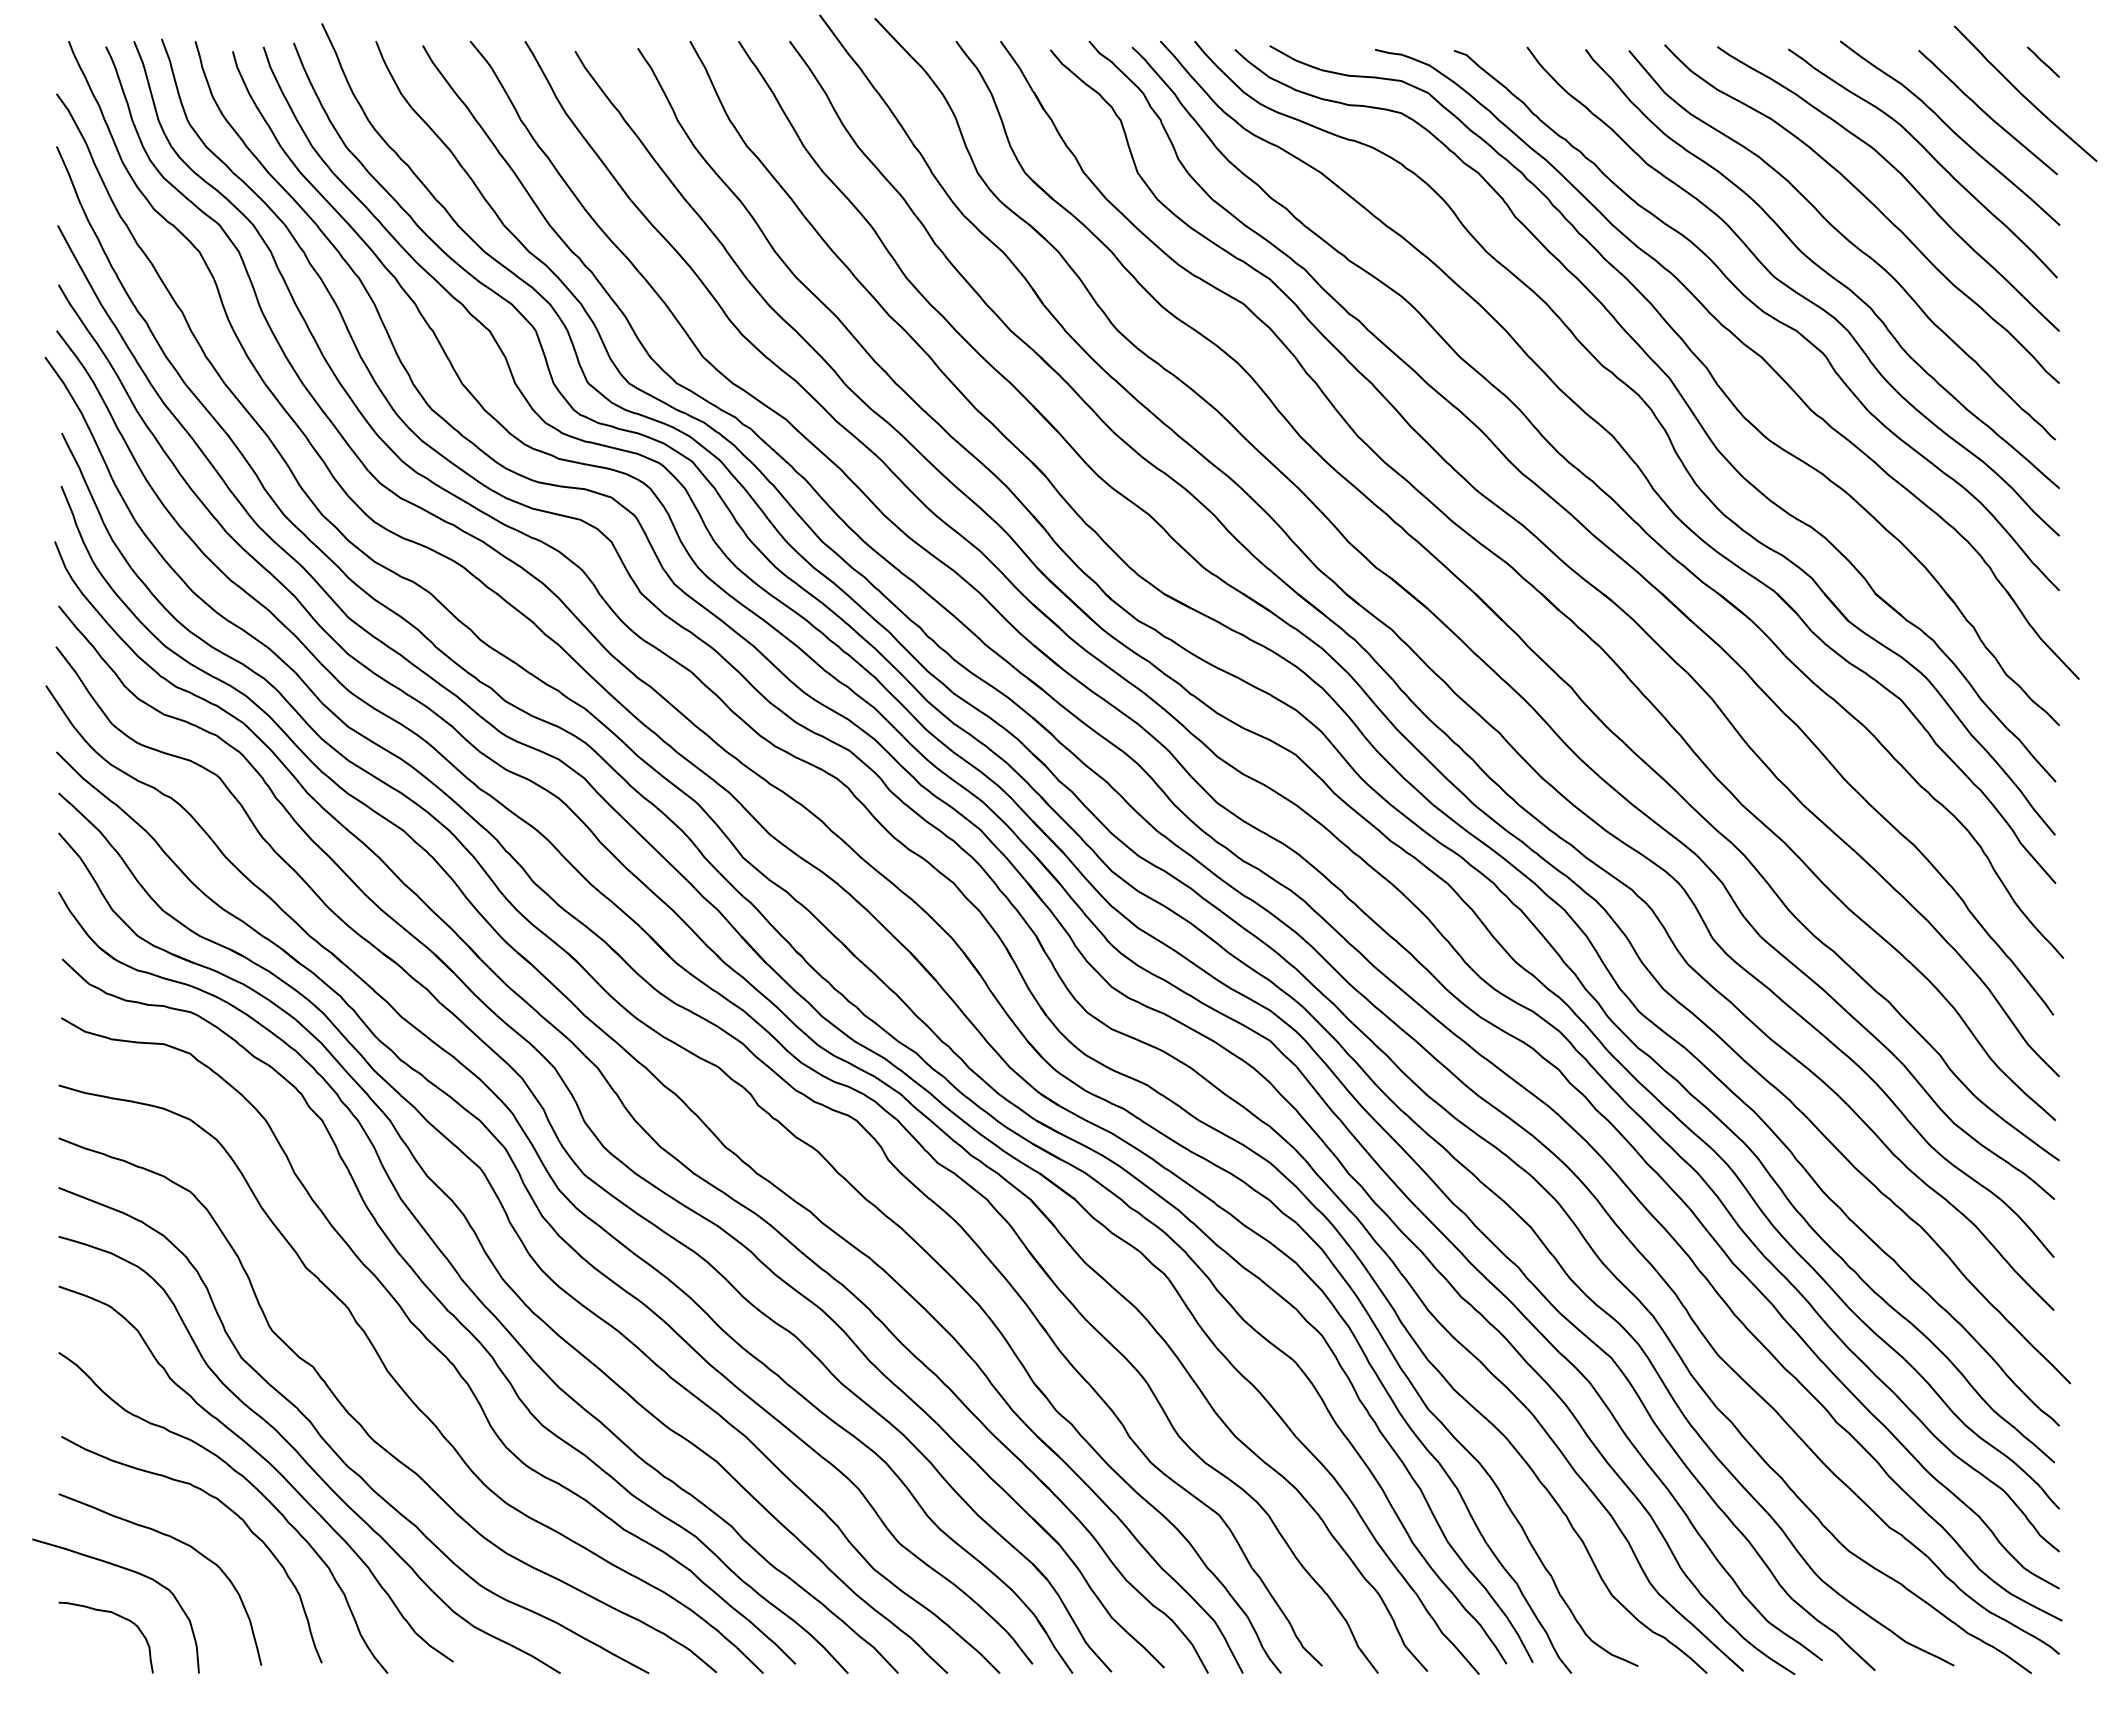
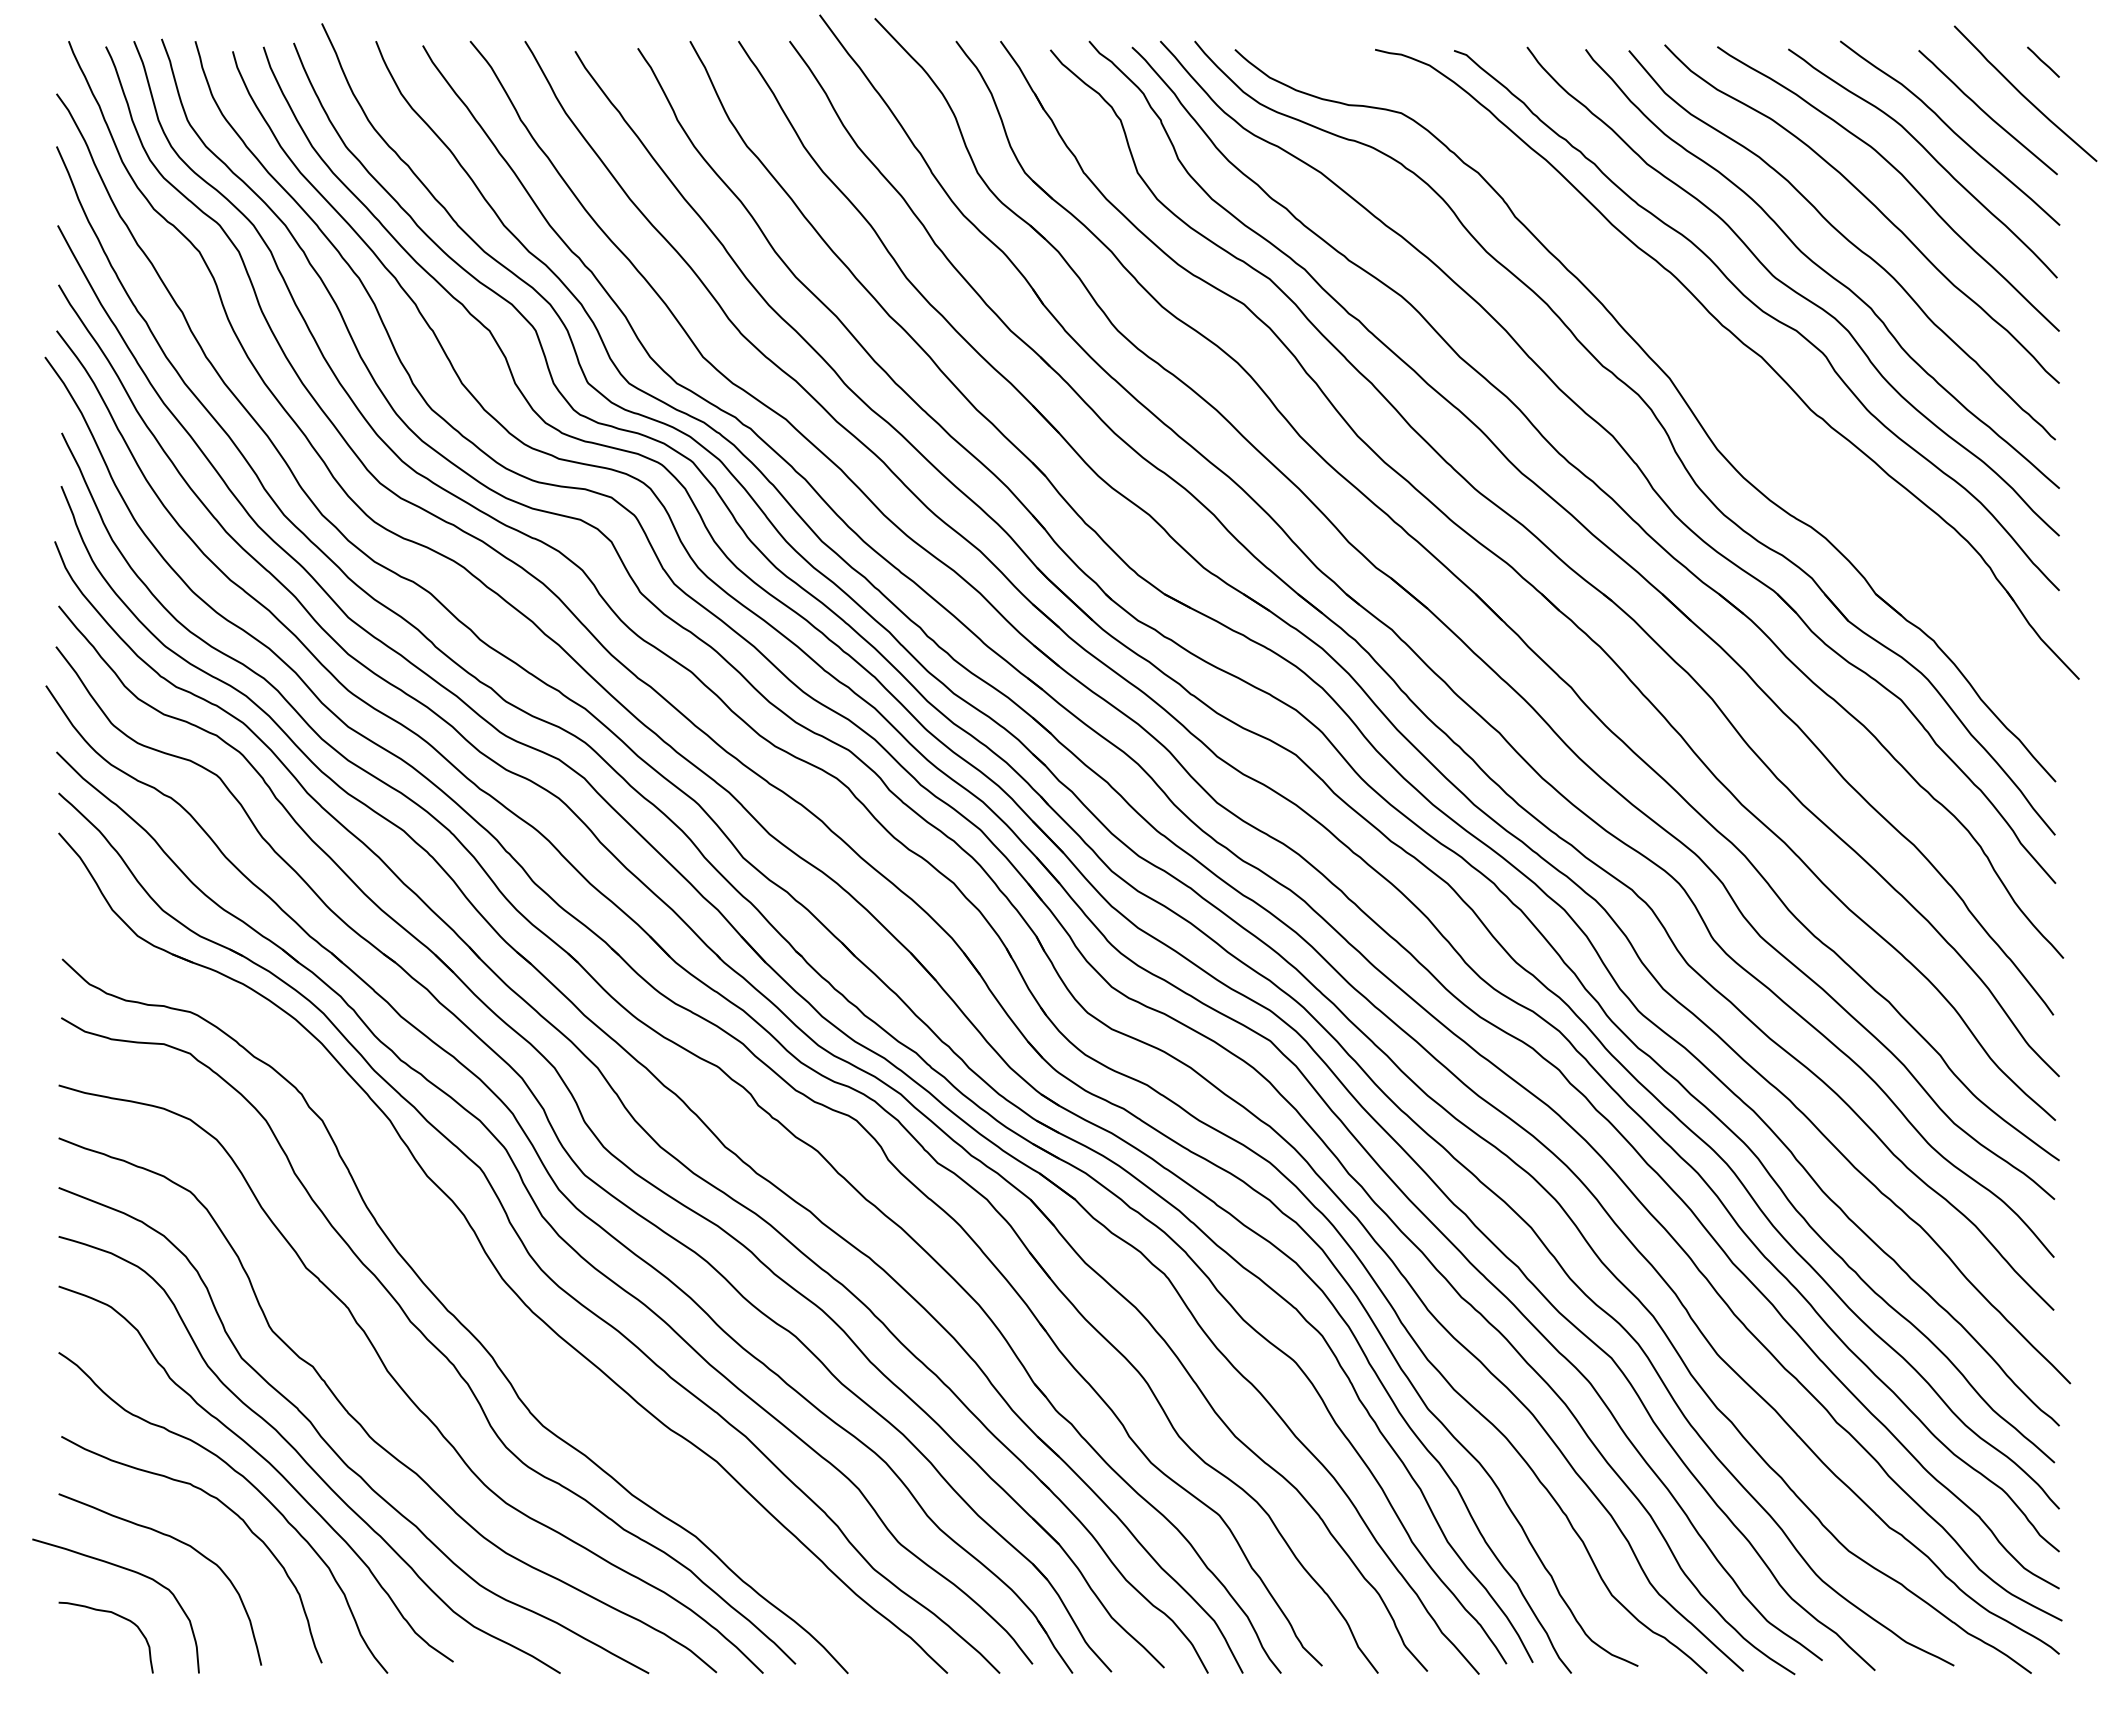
part: present -> none (1693, 355)
part: present -> none (469, 1286)
